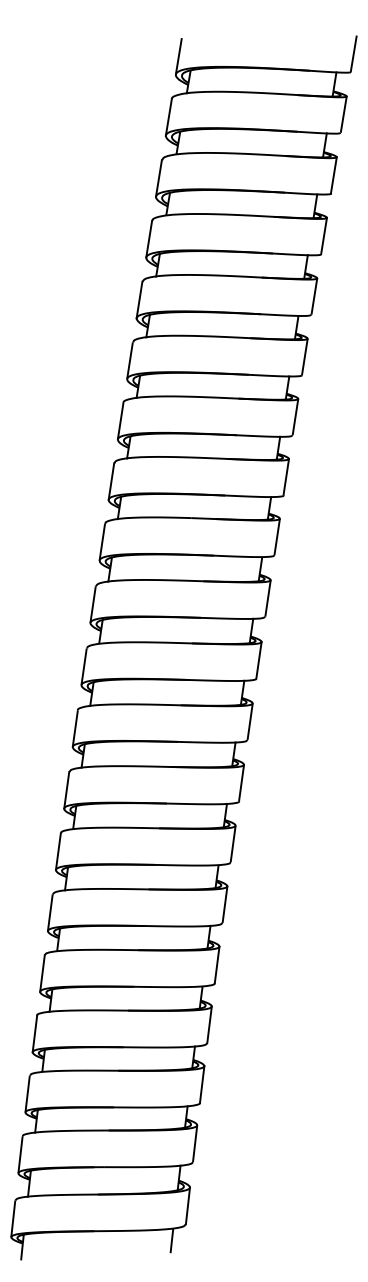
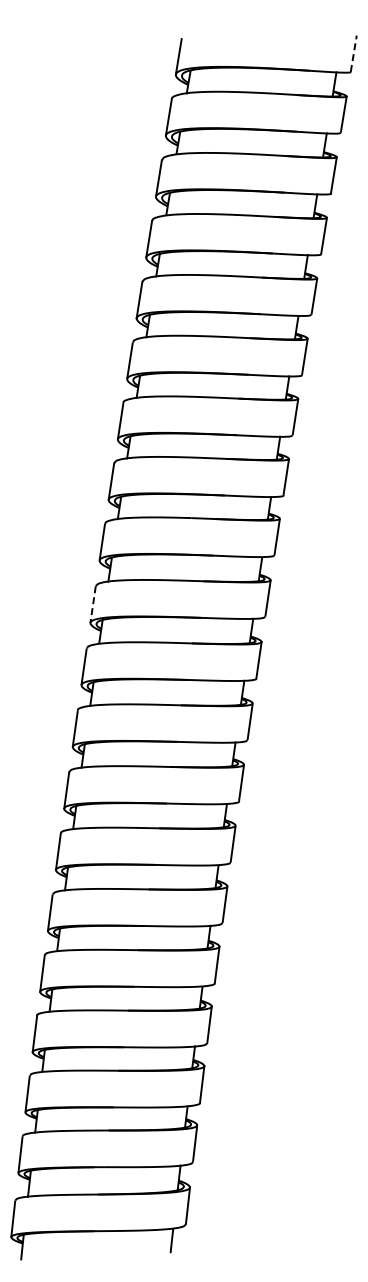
line: solid -> dashed (353, 53)
line: solid -> dashed (93, 604)
